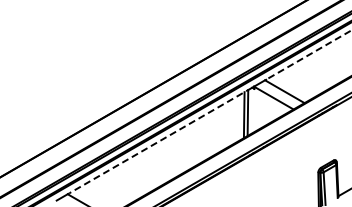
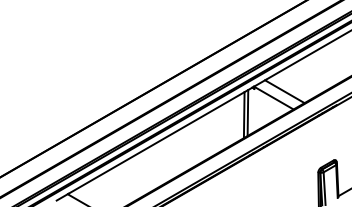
line: dashed -> solid (309, 54)
line: dashed -> solid (160, 140)
